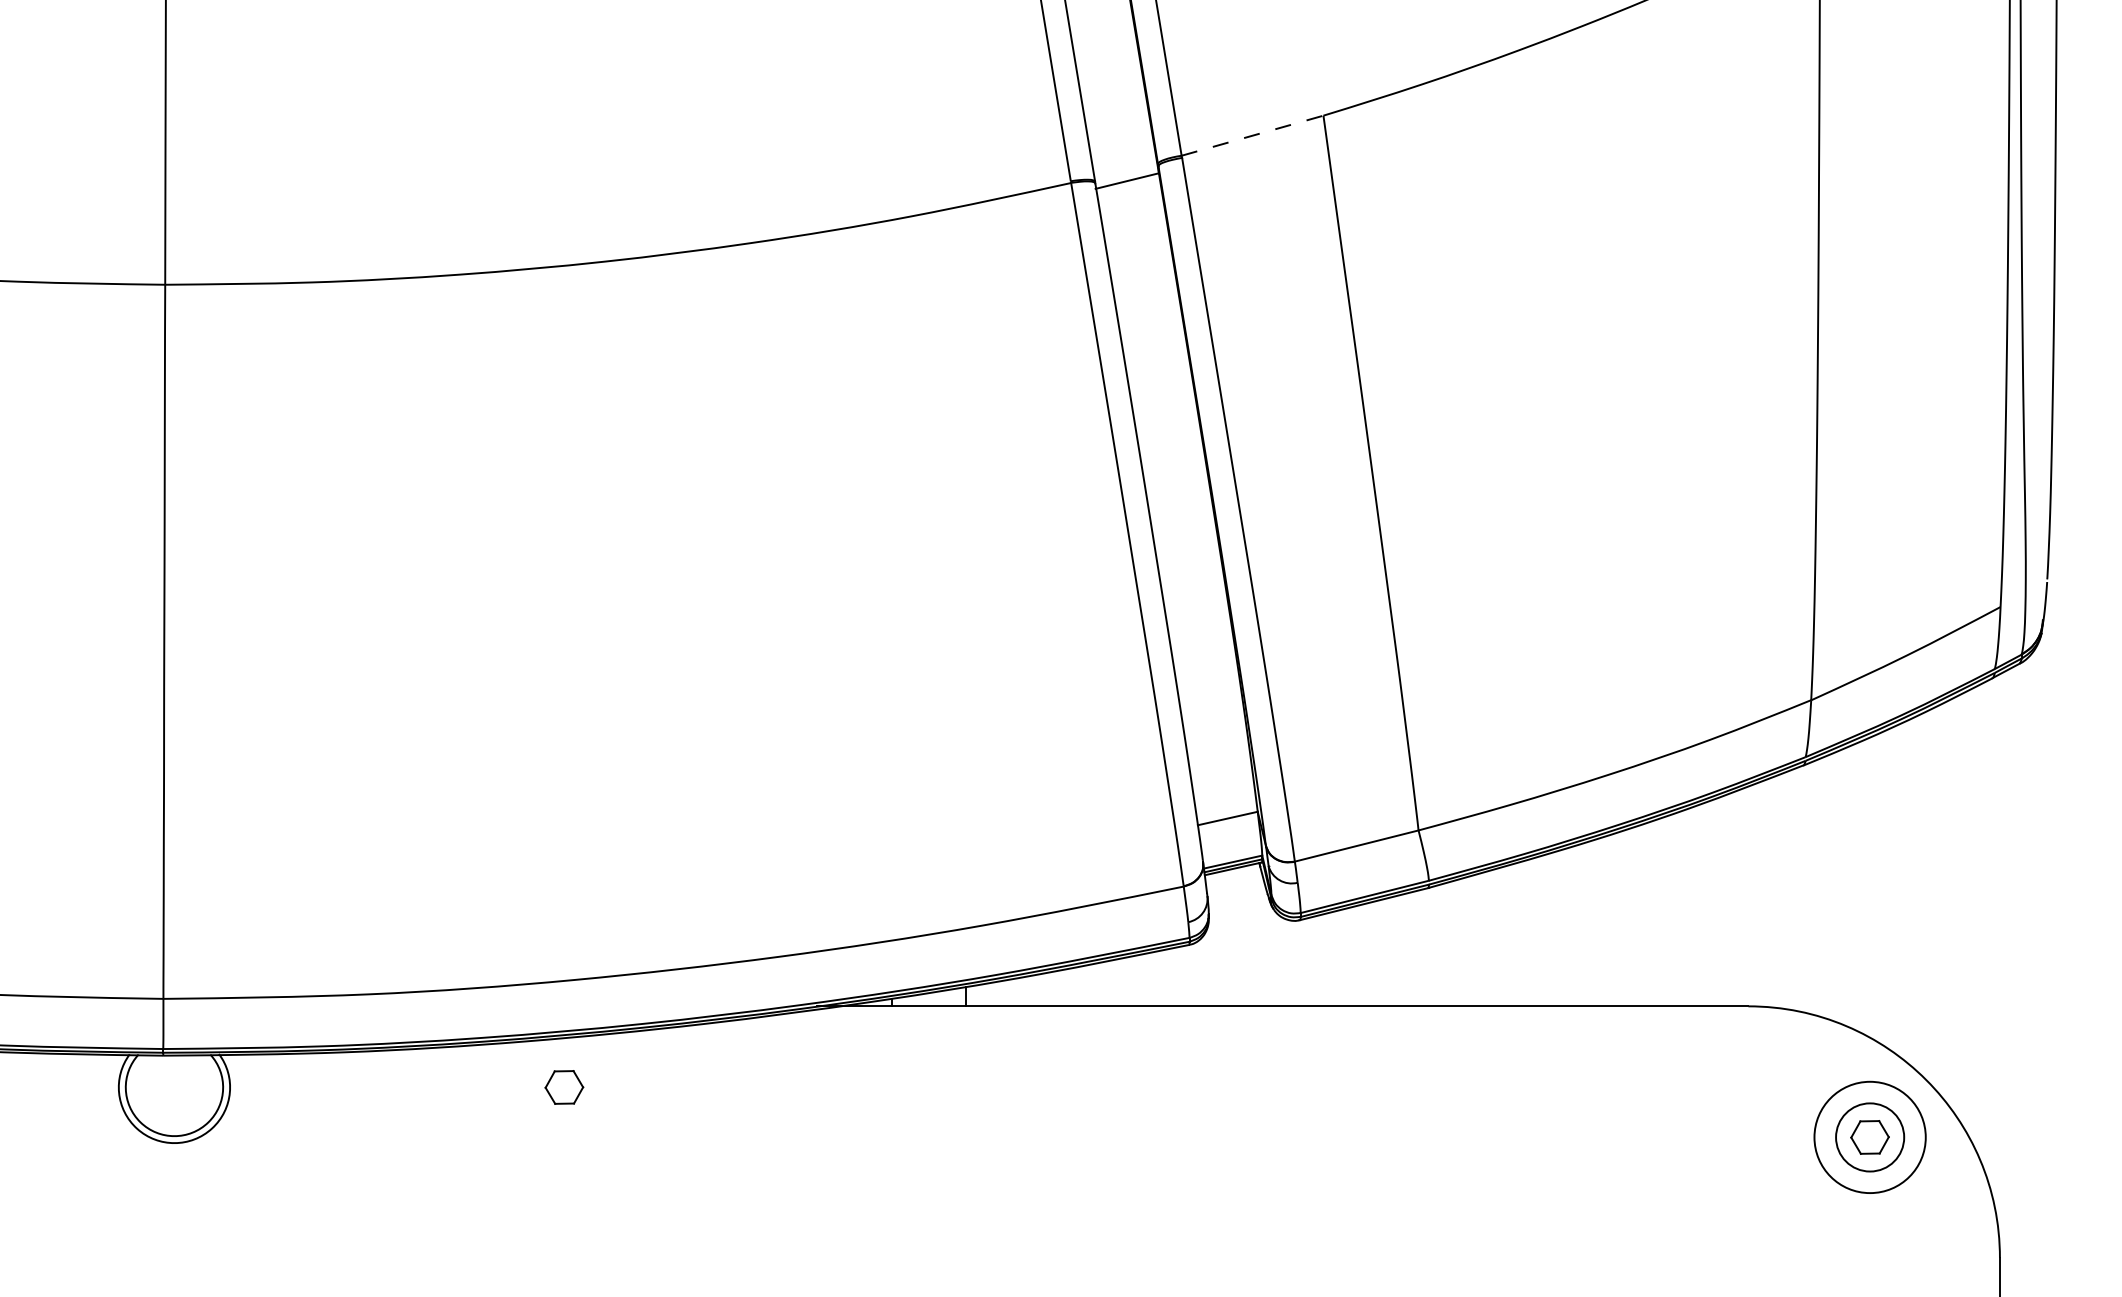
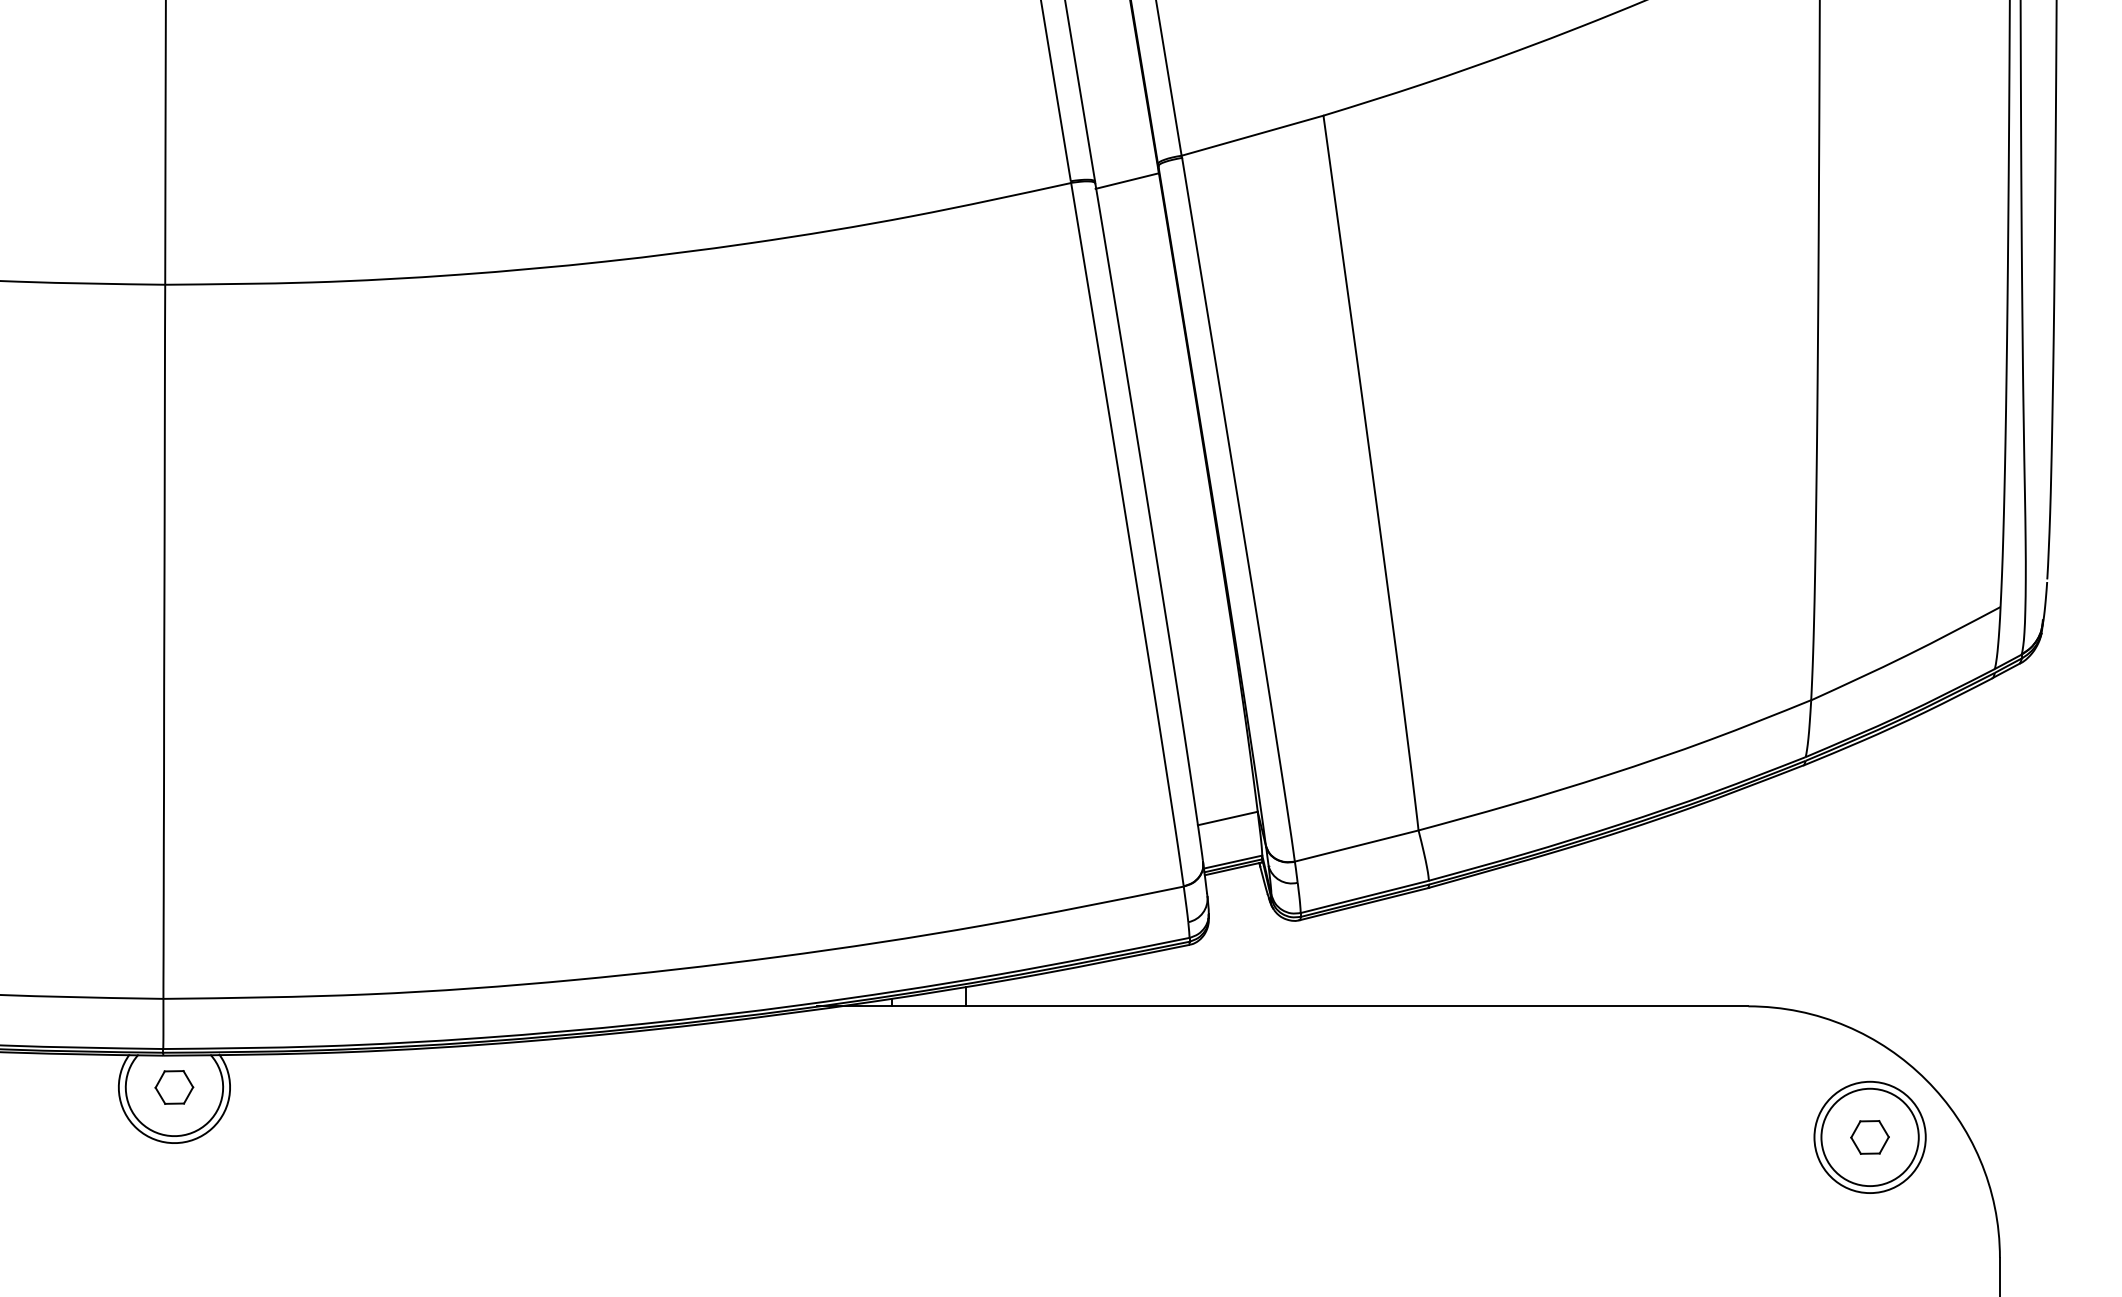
line: dashed -> solid (1252, 135)
part position: (564, 1087) -> (174, 1087) (174, 1087)
circle diameter: 68 px -> 97 px (1869, 1137)
